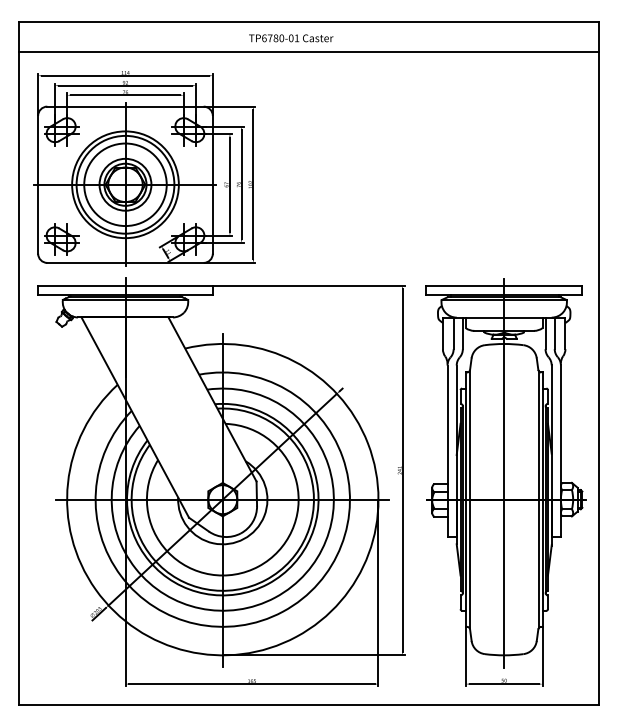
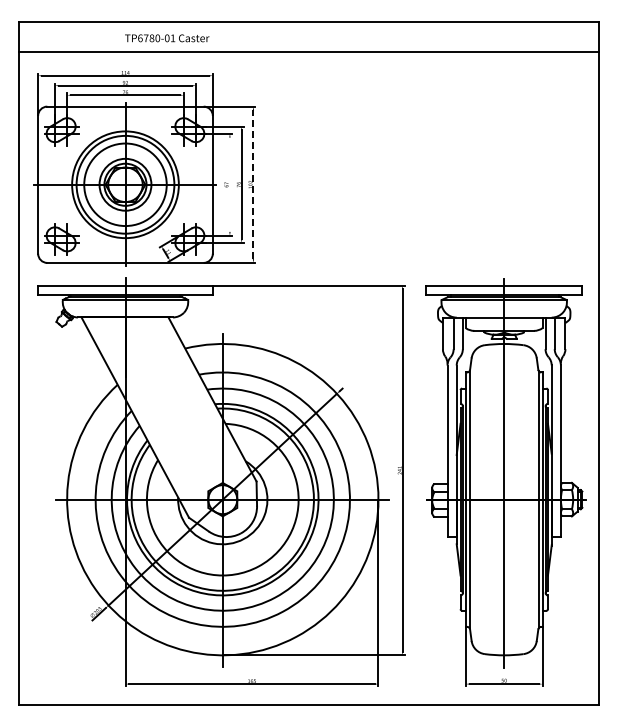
text position: (291, 38) -> (167, 38) (167, 38)
line: present -> none (229, 184)
line: solid -> dashed (253, 184)
